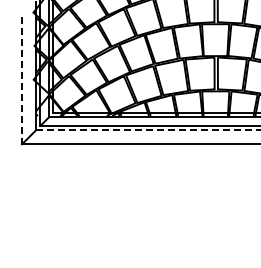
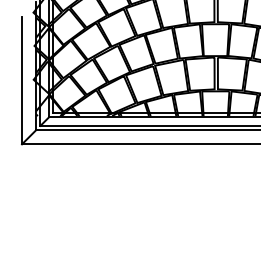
line: dashed -> solid (22, 80)
line: dashed -> solid (149, 130)
